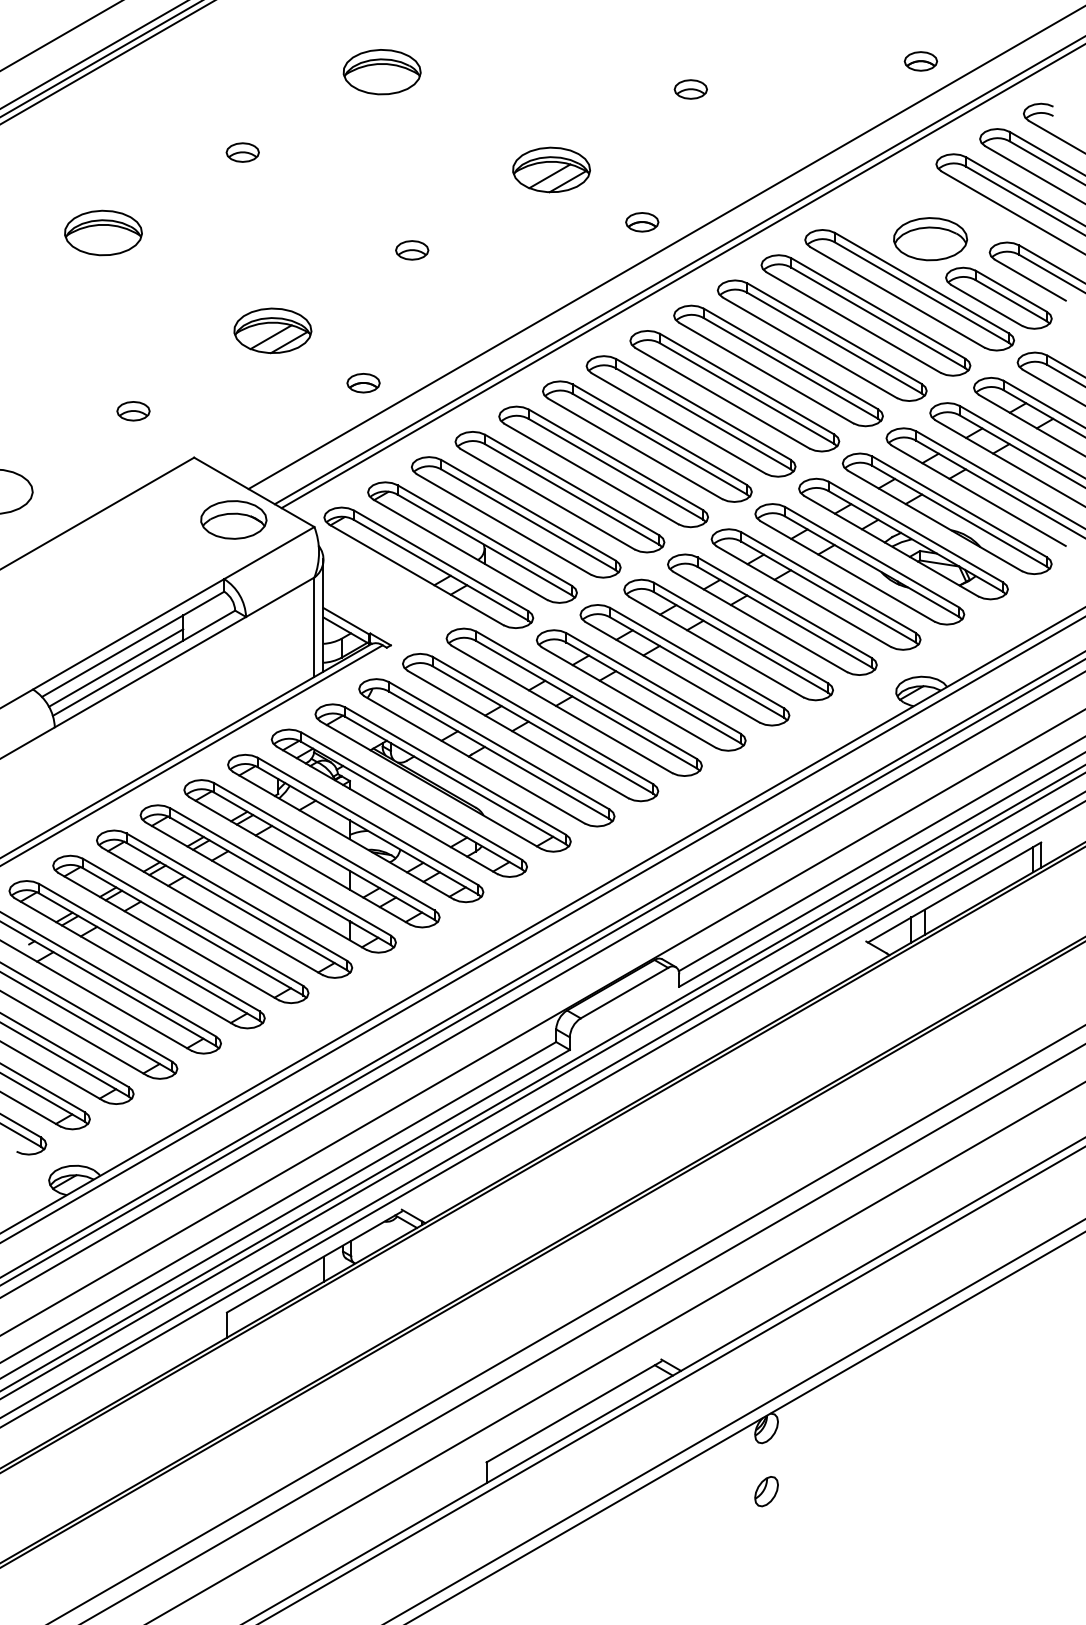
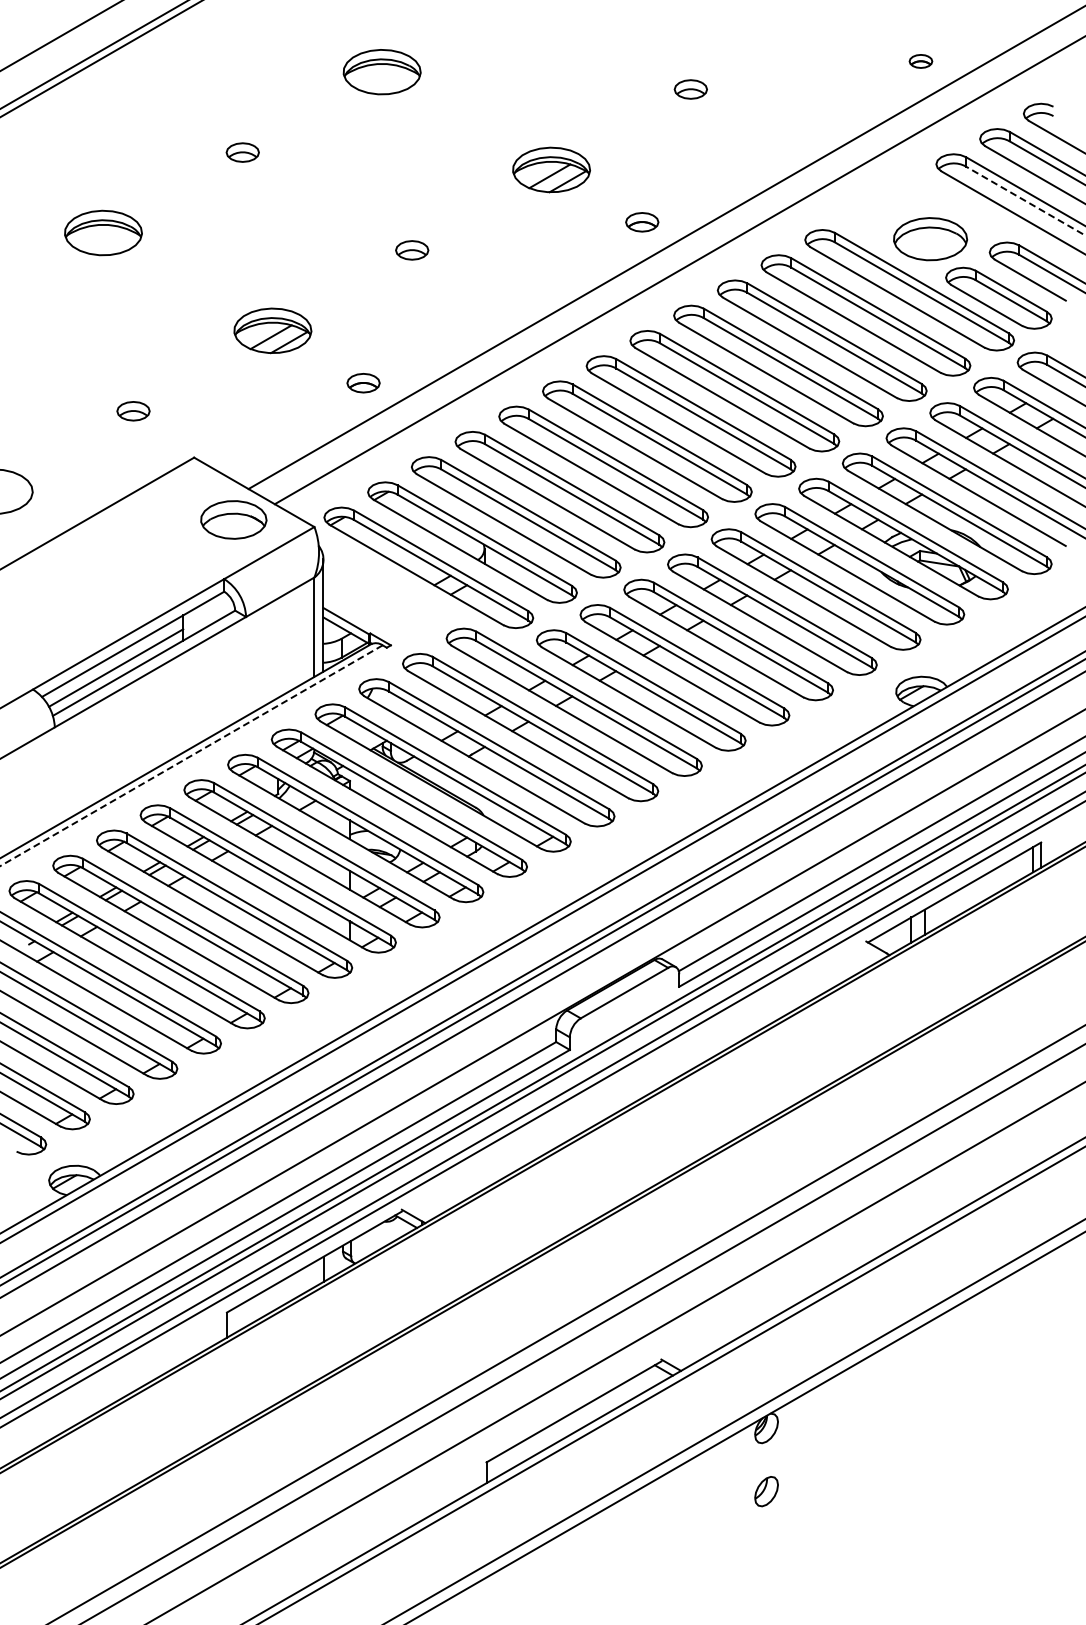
part size: 36x21 px -> 26x15 px (920, 61)
line: present -> none (106, 62)
line: solid -> dashed (1025, 201)
line: present -> none (681, 276)
line: solid -> dashed (191, 755)
